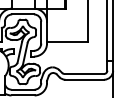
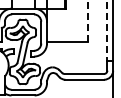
line: solid -> dashed (88, 21)
line: solid -> dashed (107, 30)
